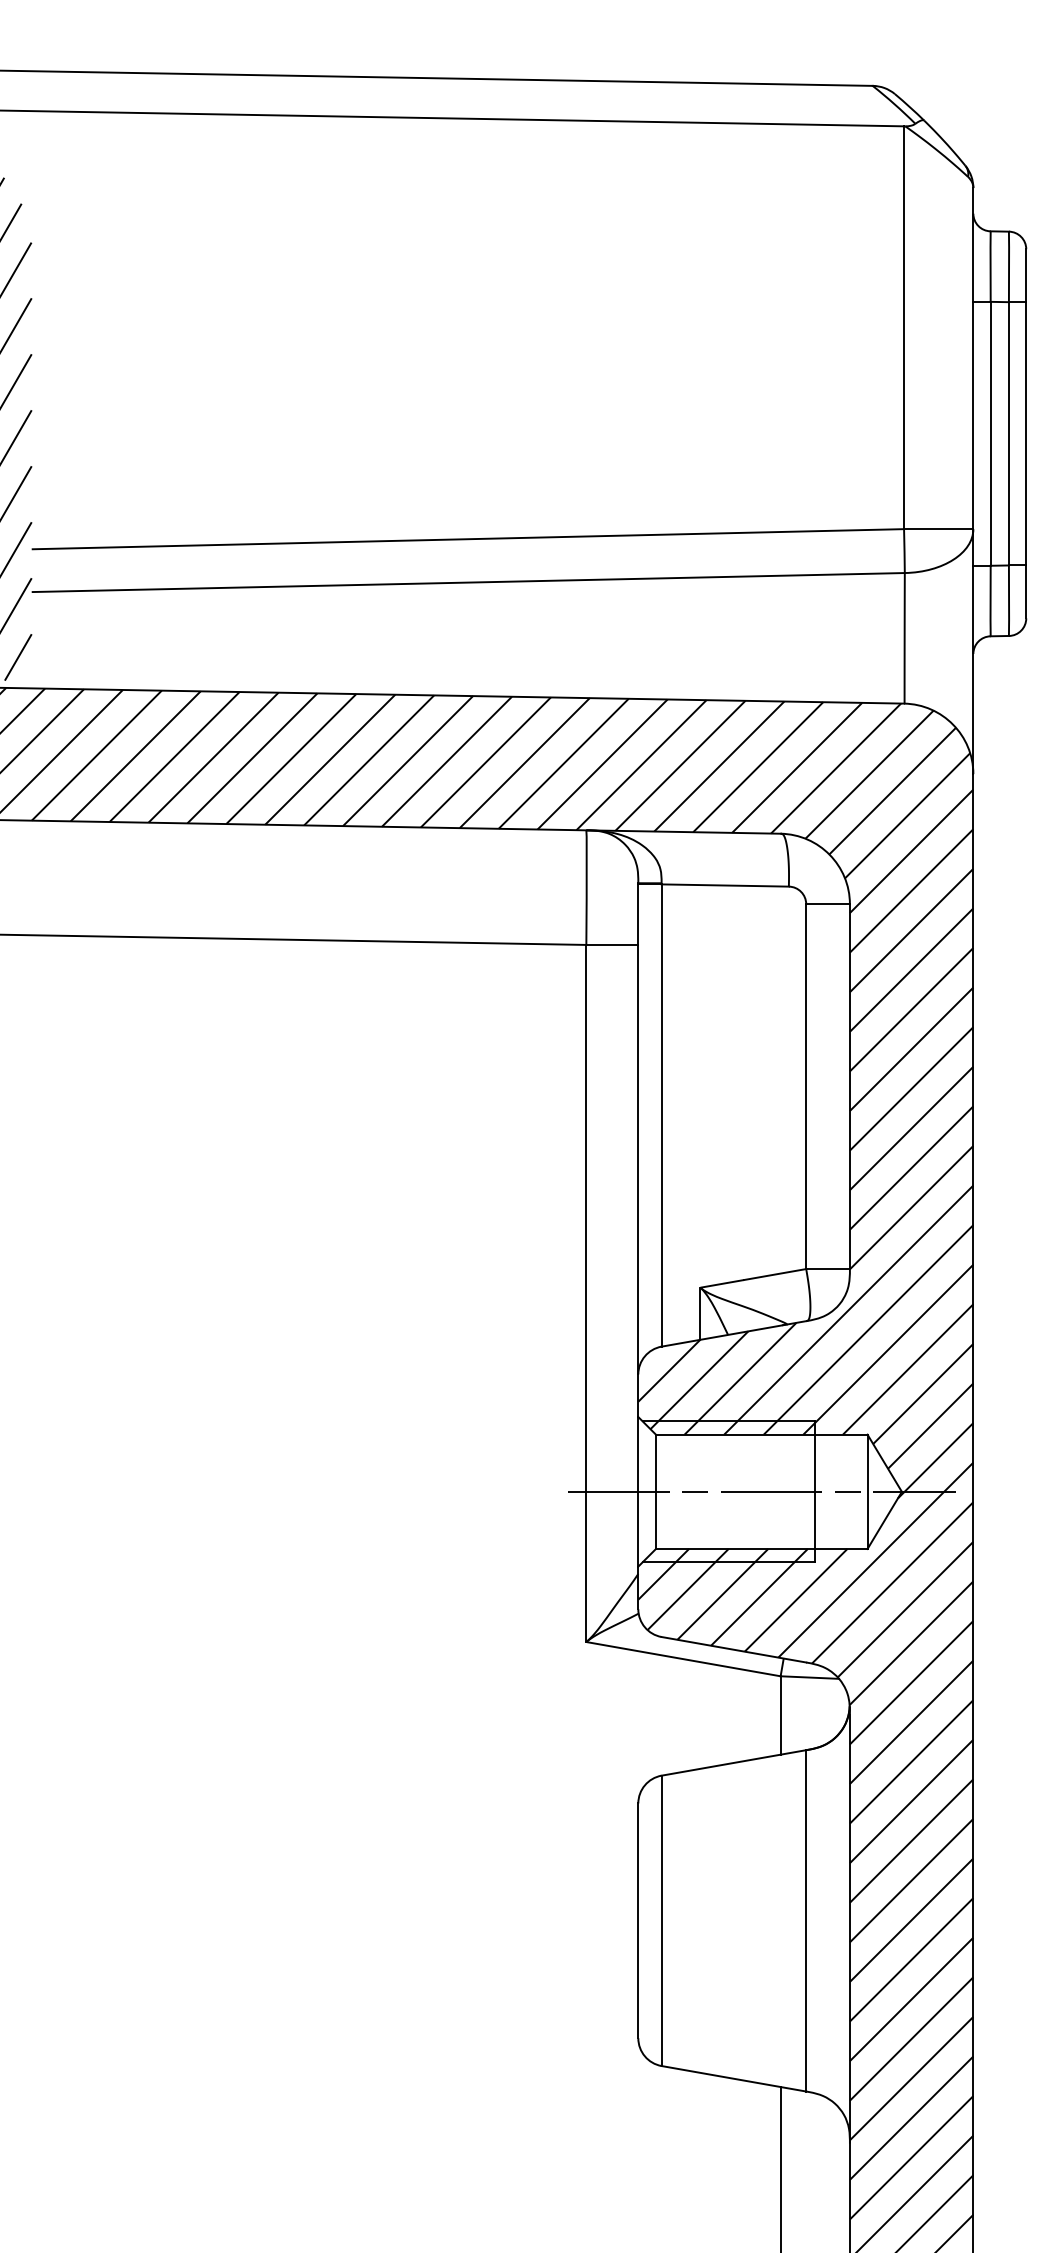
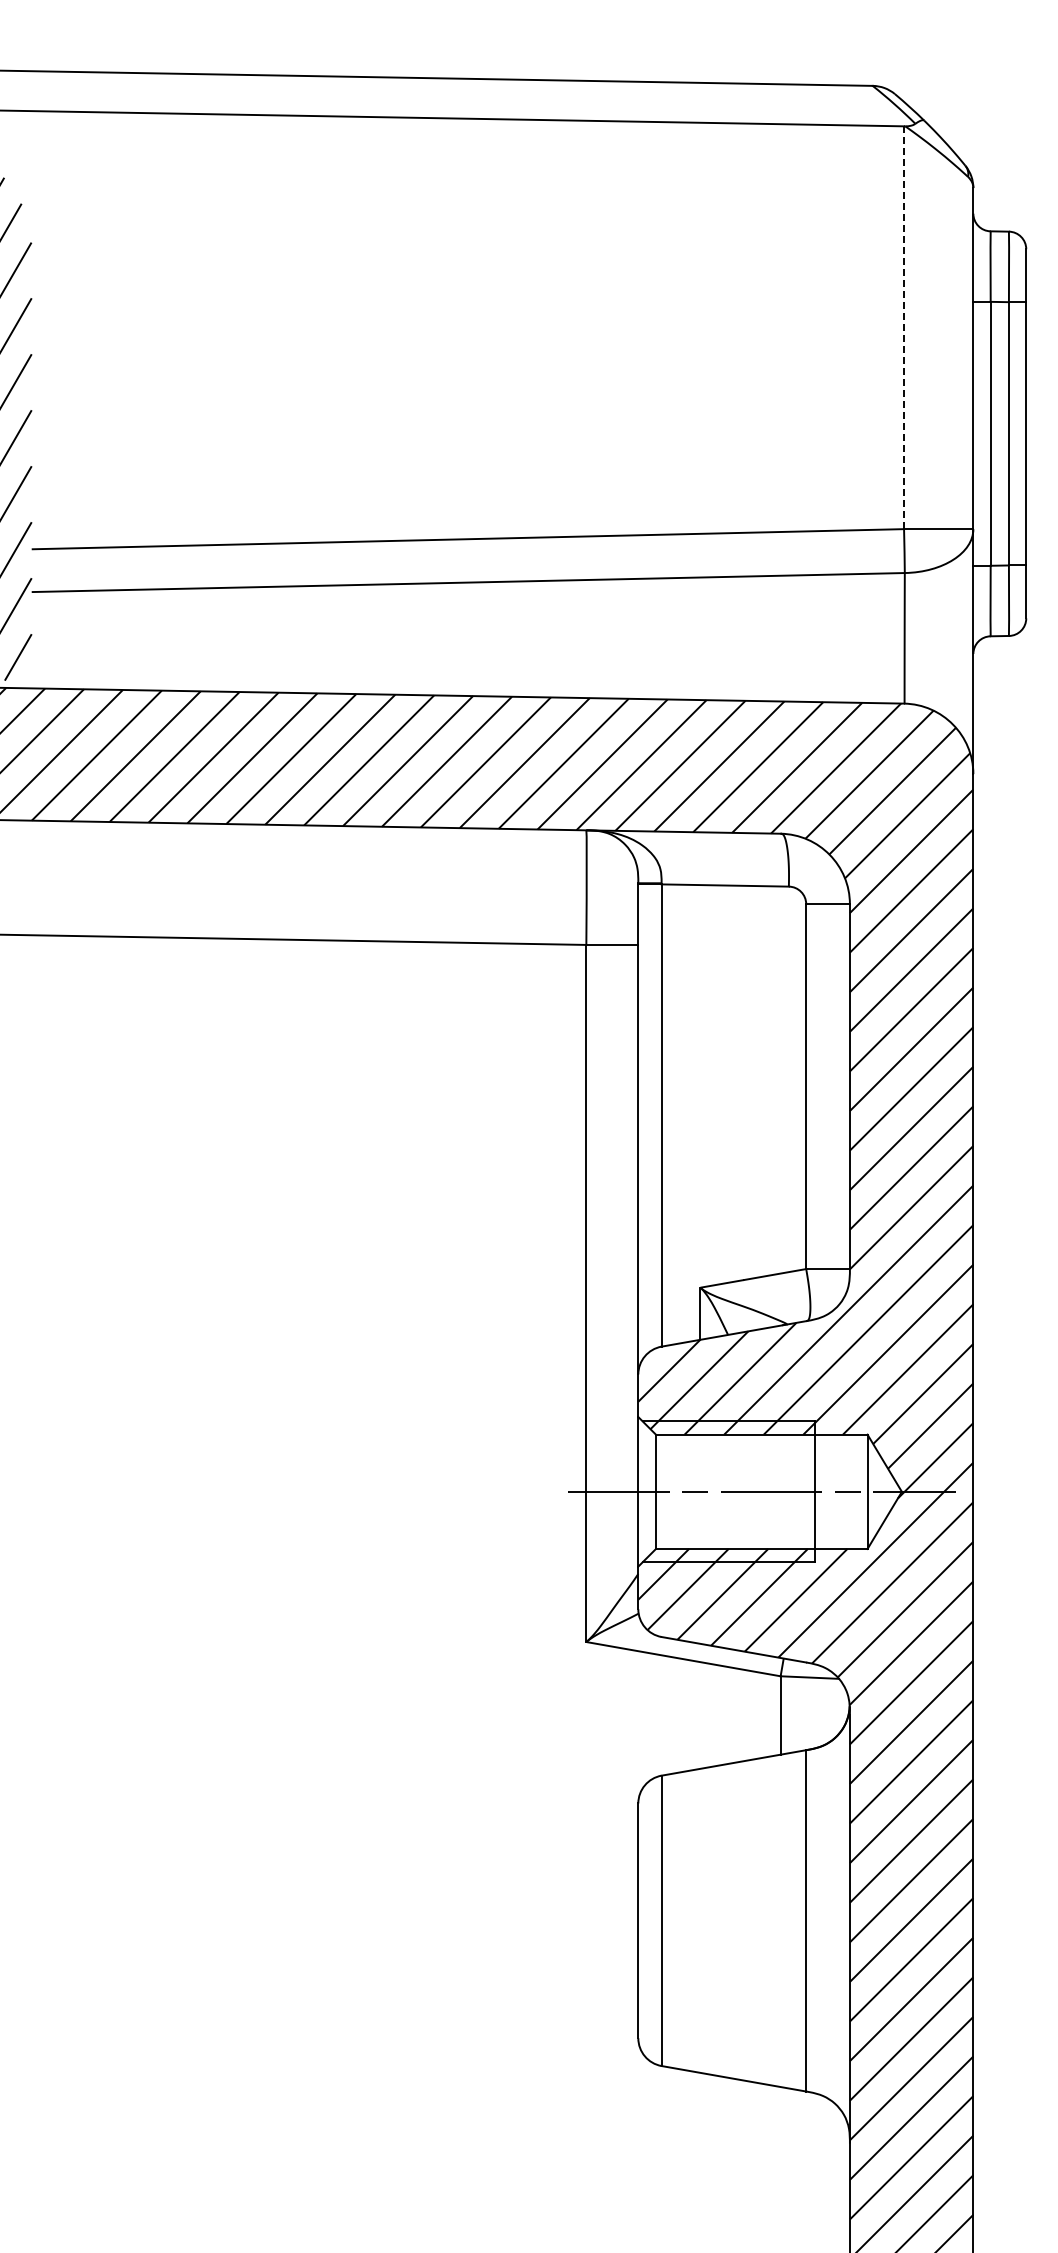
line: solid -> dashed (904, 328)
line: present -> none (780, 2168)
